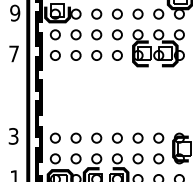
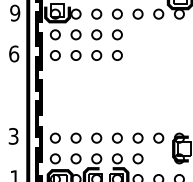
part: present -> none (158, 48)
text: 7 -> 6 (14, 53)
circle: present -> none (158, 158)
